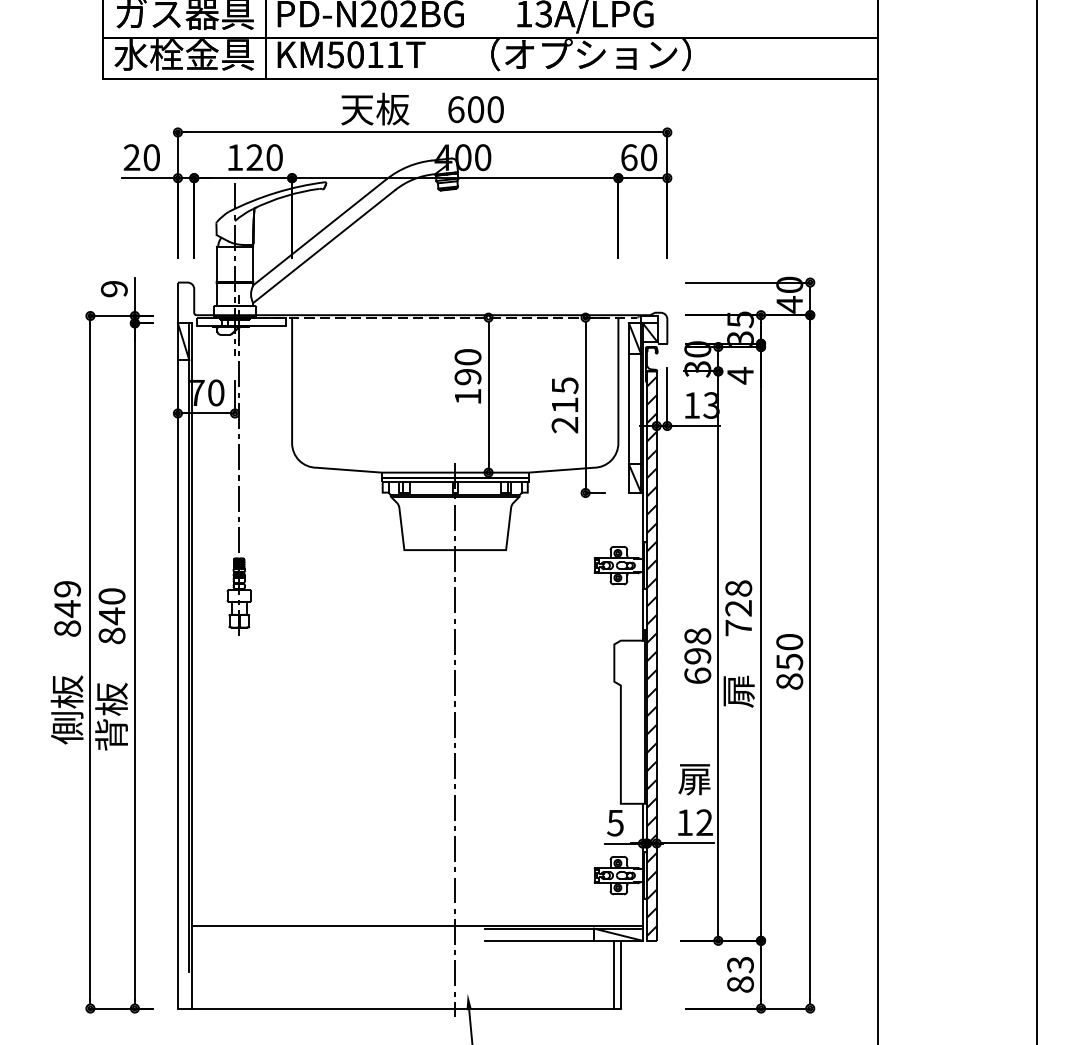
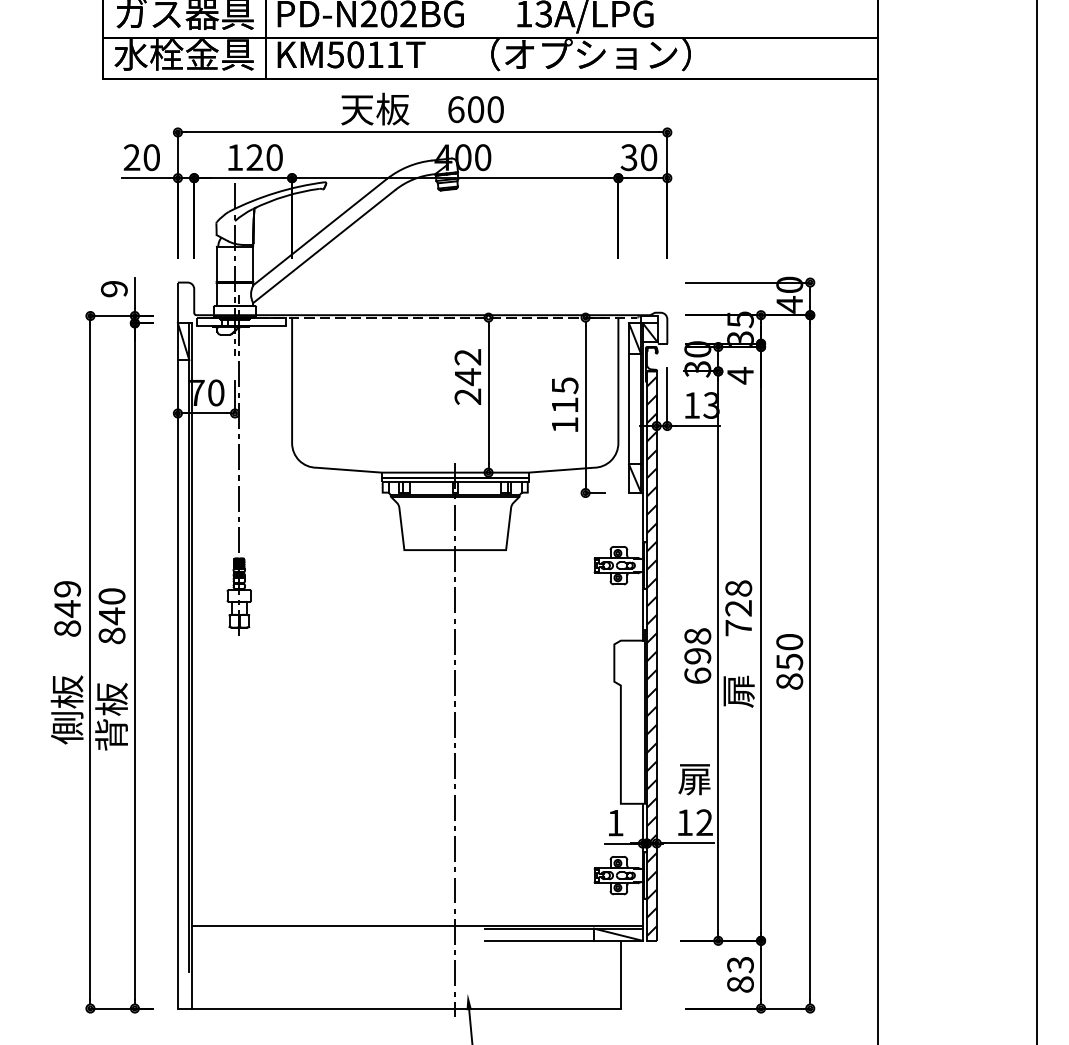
text: 60 -> 30 (628, 157)
text: 190 -> 242 (467, 376)
text: 215 -> 115 (564, 425)
text: 5 -> 1 (615, 823)
line: present -> none (614, 974)
